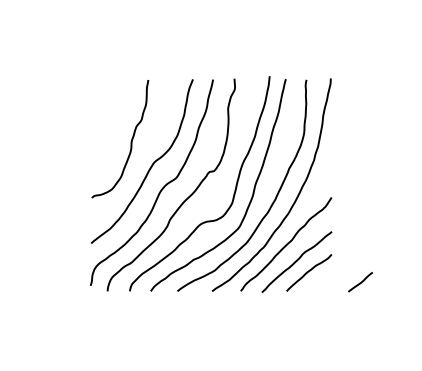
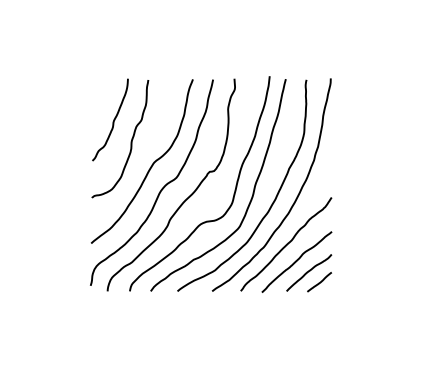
curve: none -> present (112, 121)
line position: (360, 282) -> (319, 282) (319, 282)
